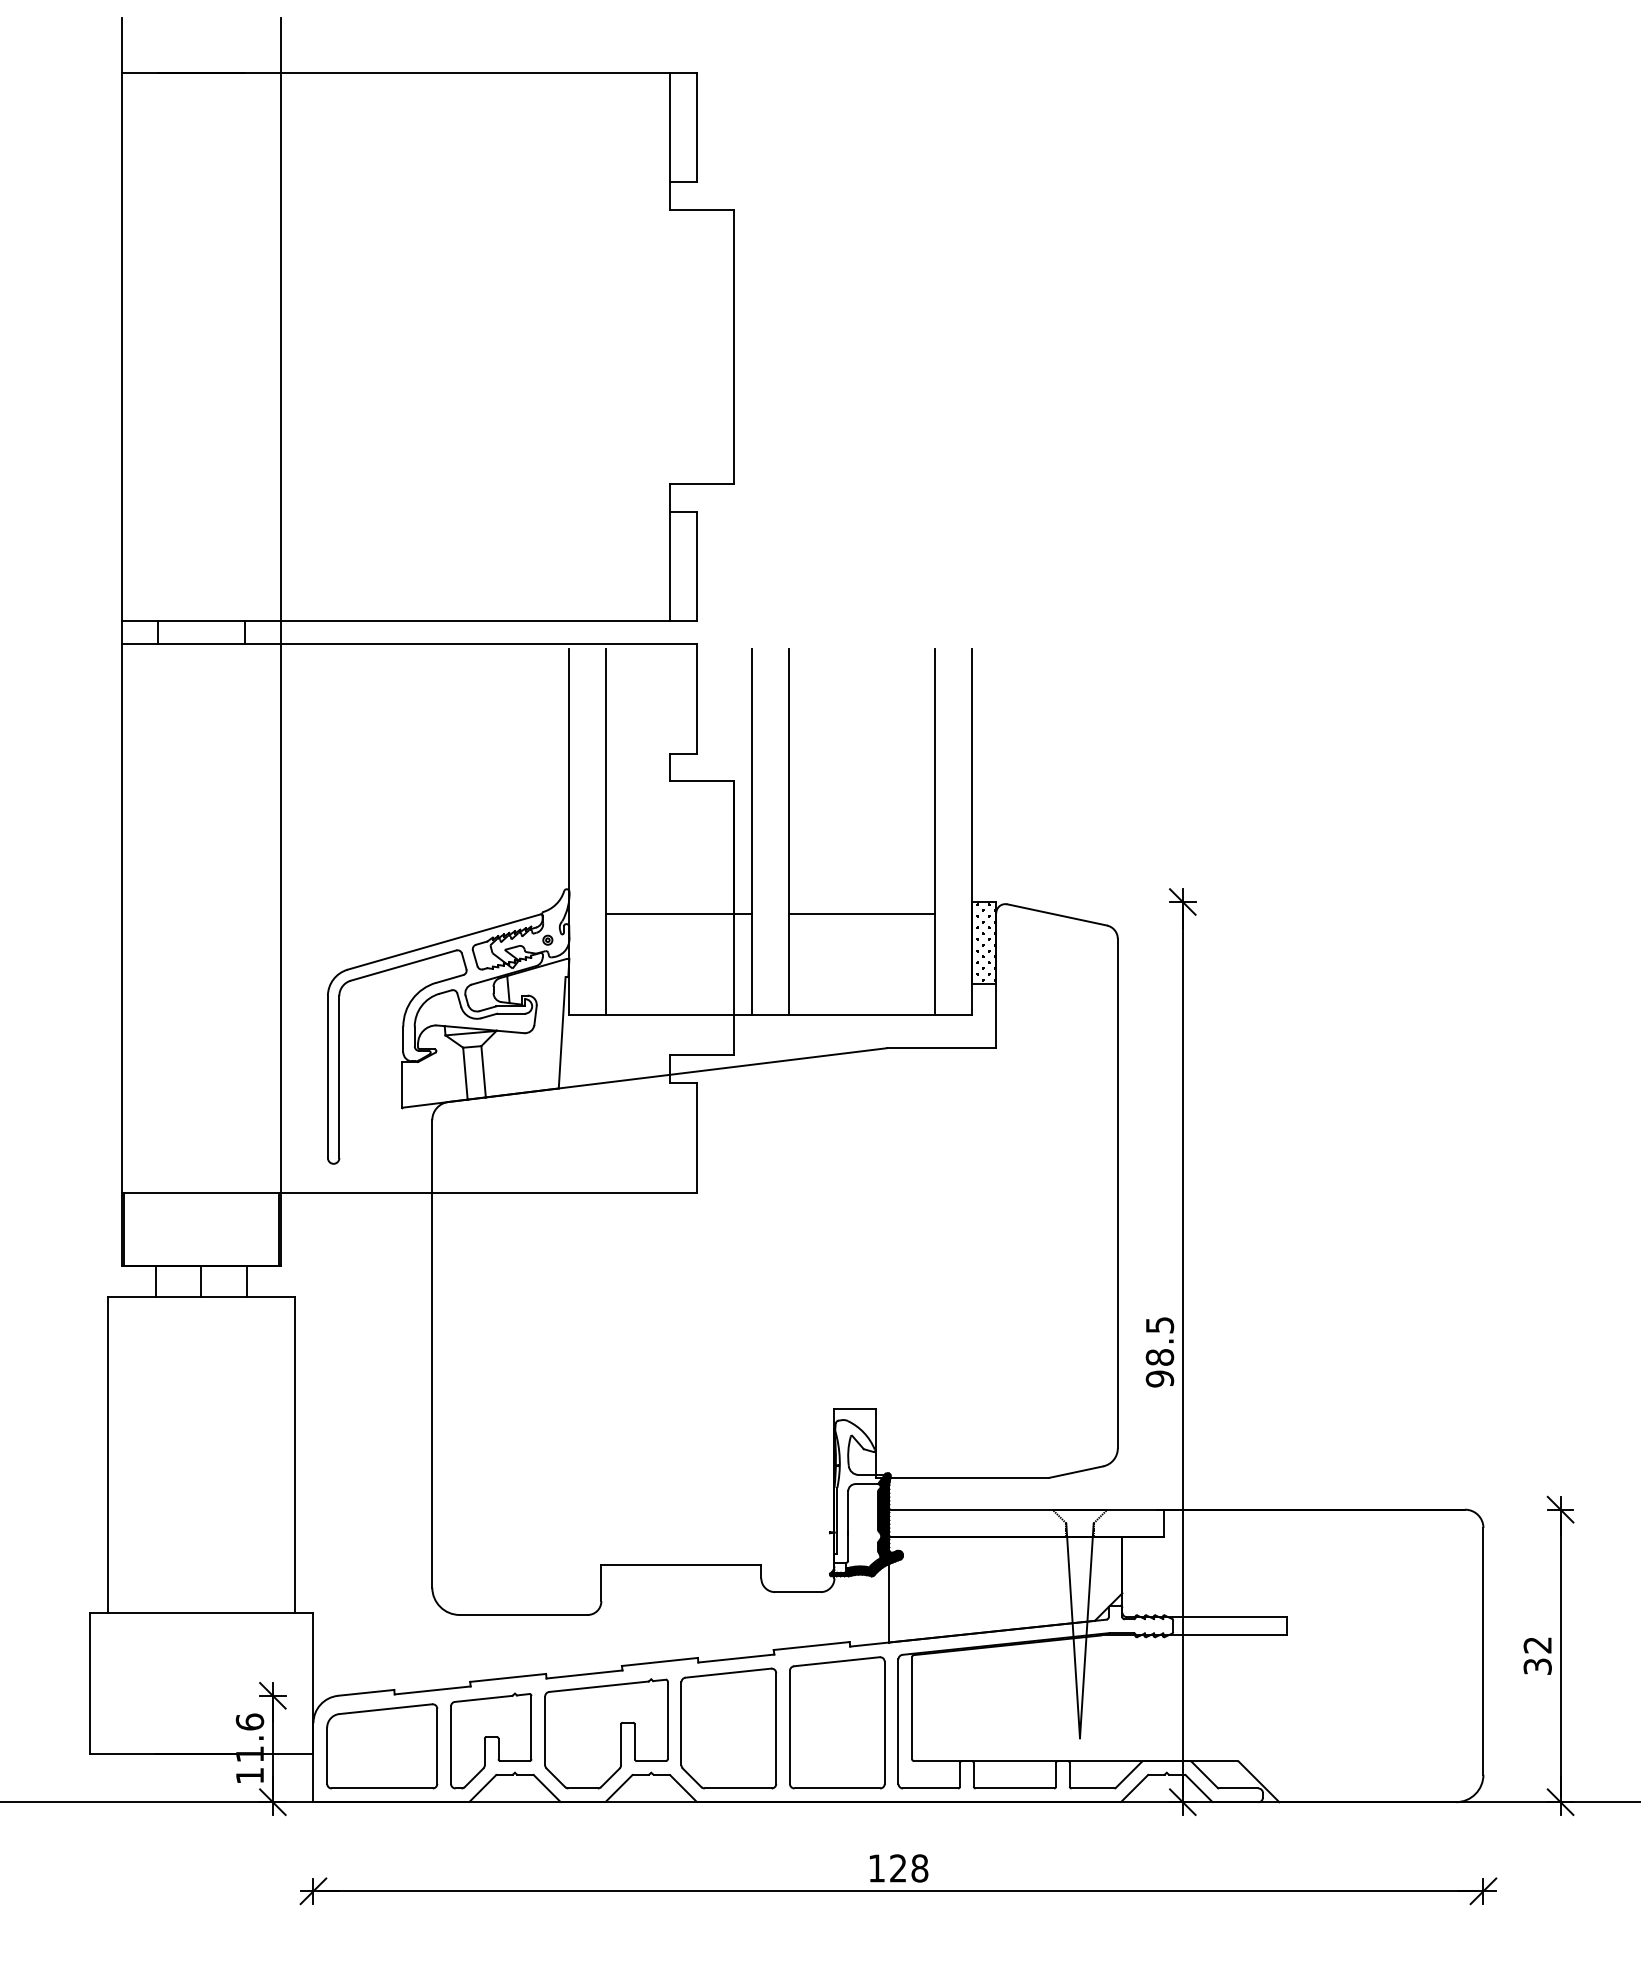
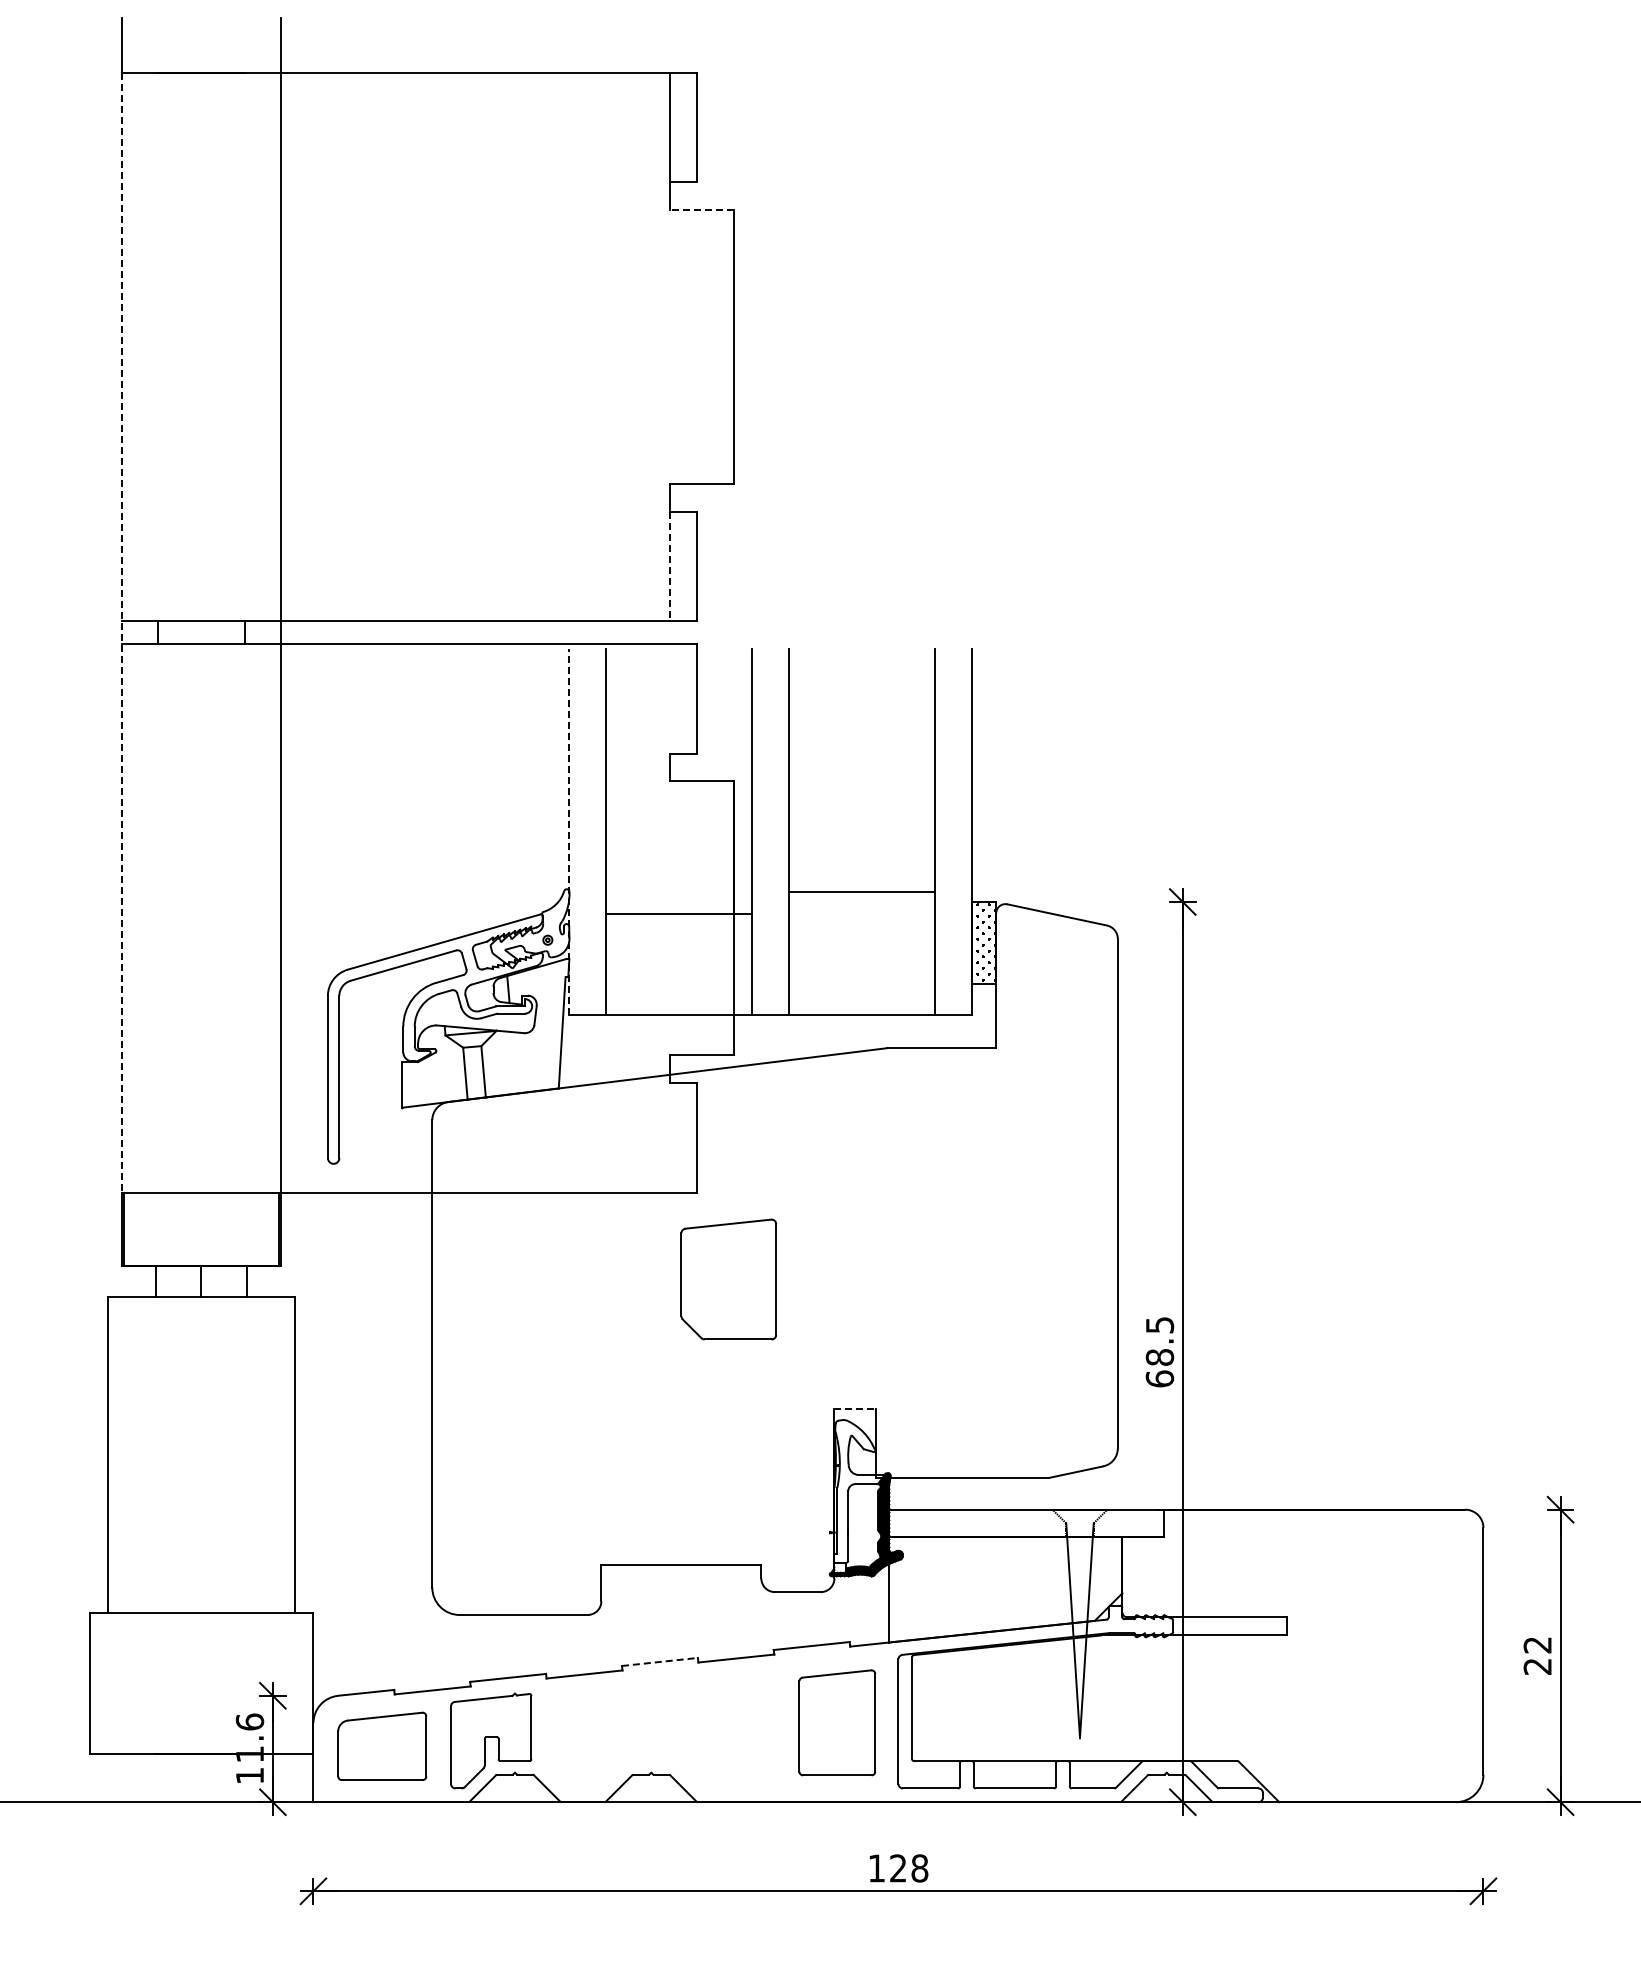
line: solid -> dashed (701, 209)
line: solid -> dashed (669, 566)
line: solid -> dashed (121, 632)
line: solid -> dashed (569, 831)
line position: (861, 914) -> (861, 892) (861, 892)
text: 98.5 -> 68.5 (1159, 1378)
line: solid -> dashed (855, 1409)
line: solid -> dashed (660, 1661)
text: 32 -> 22 (1537, 1666)
part size: 97x134 px -> 79x108 px (837, 1722)
part position: (728, 1728) -> (728, 1279) (728, 1279)
part: present -> none (606, 1733)
part size: 113x87 px -> 91x70 px (382, 1745)
